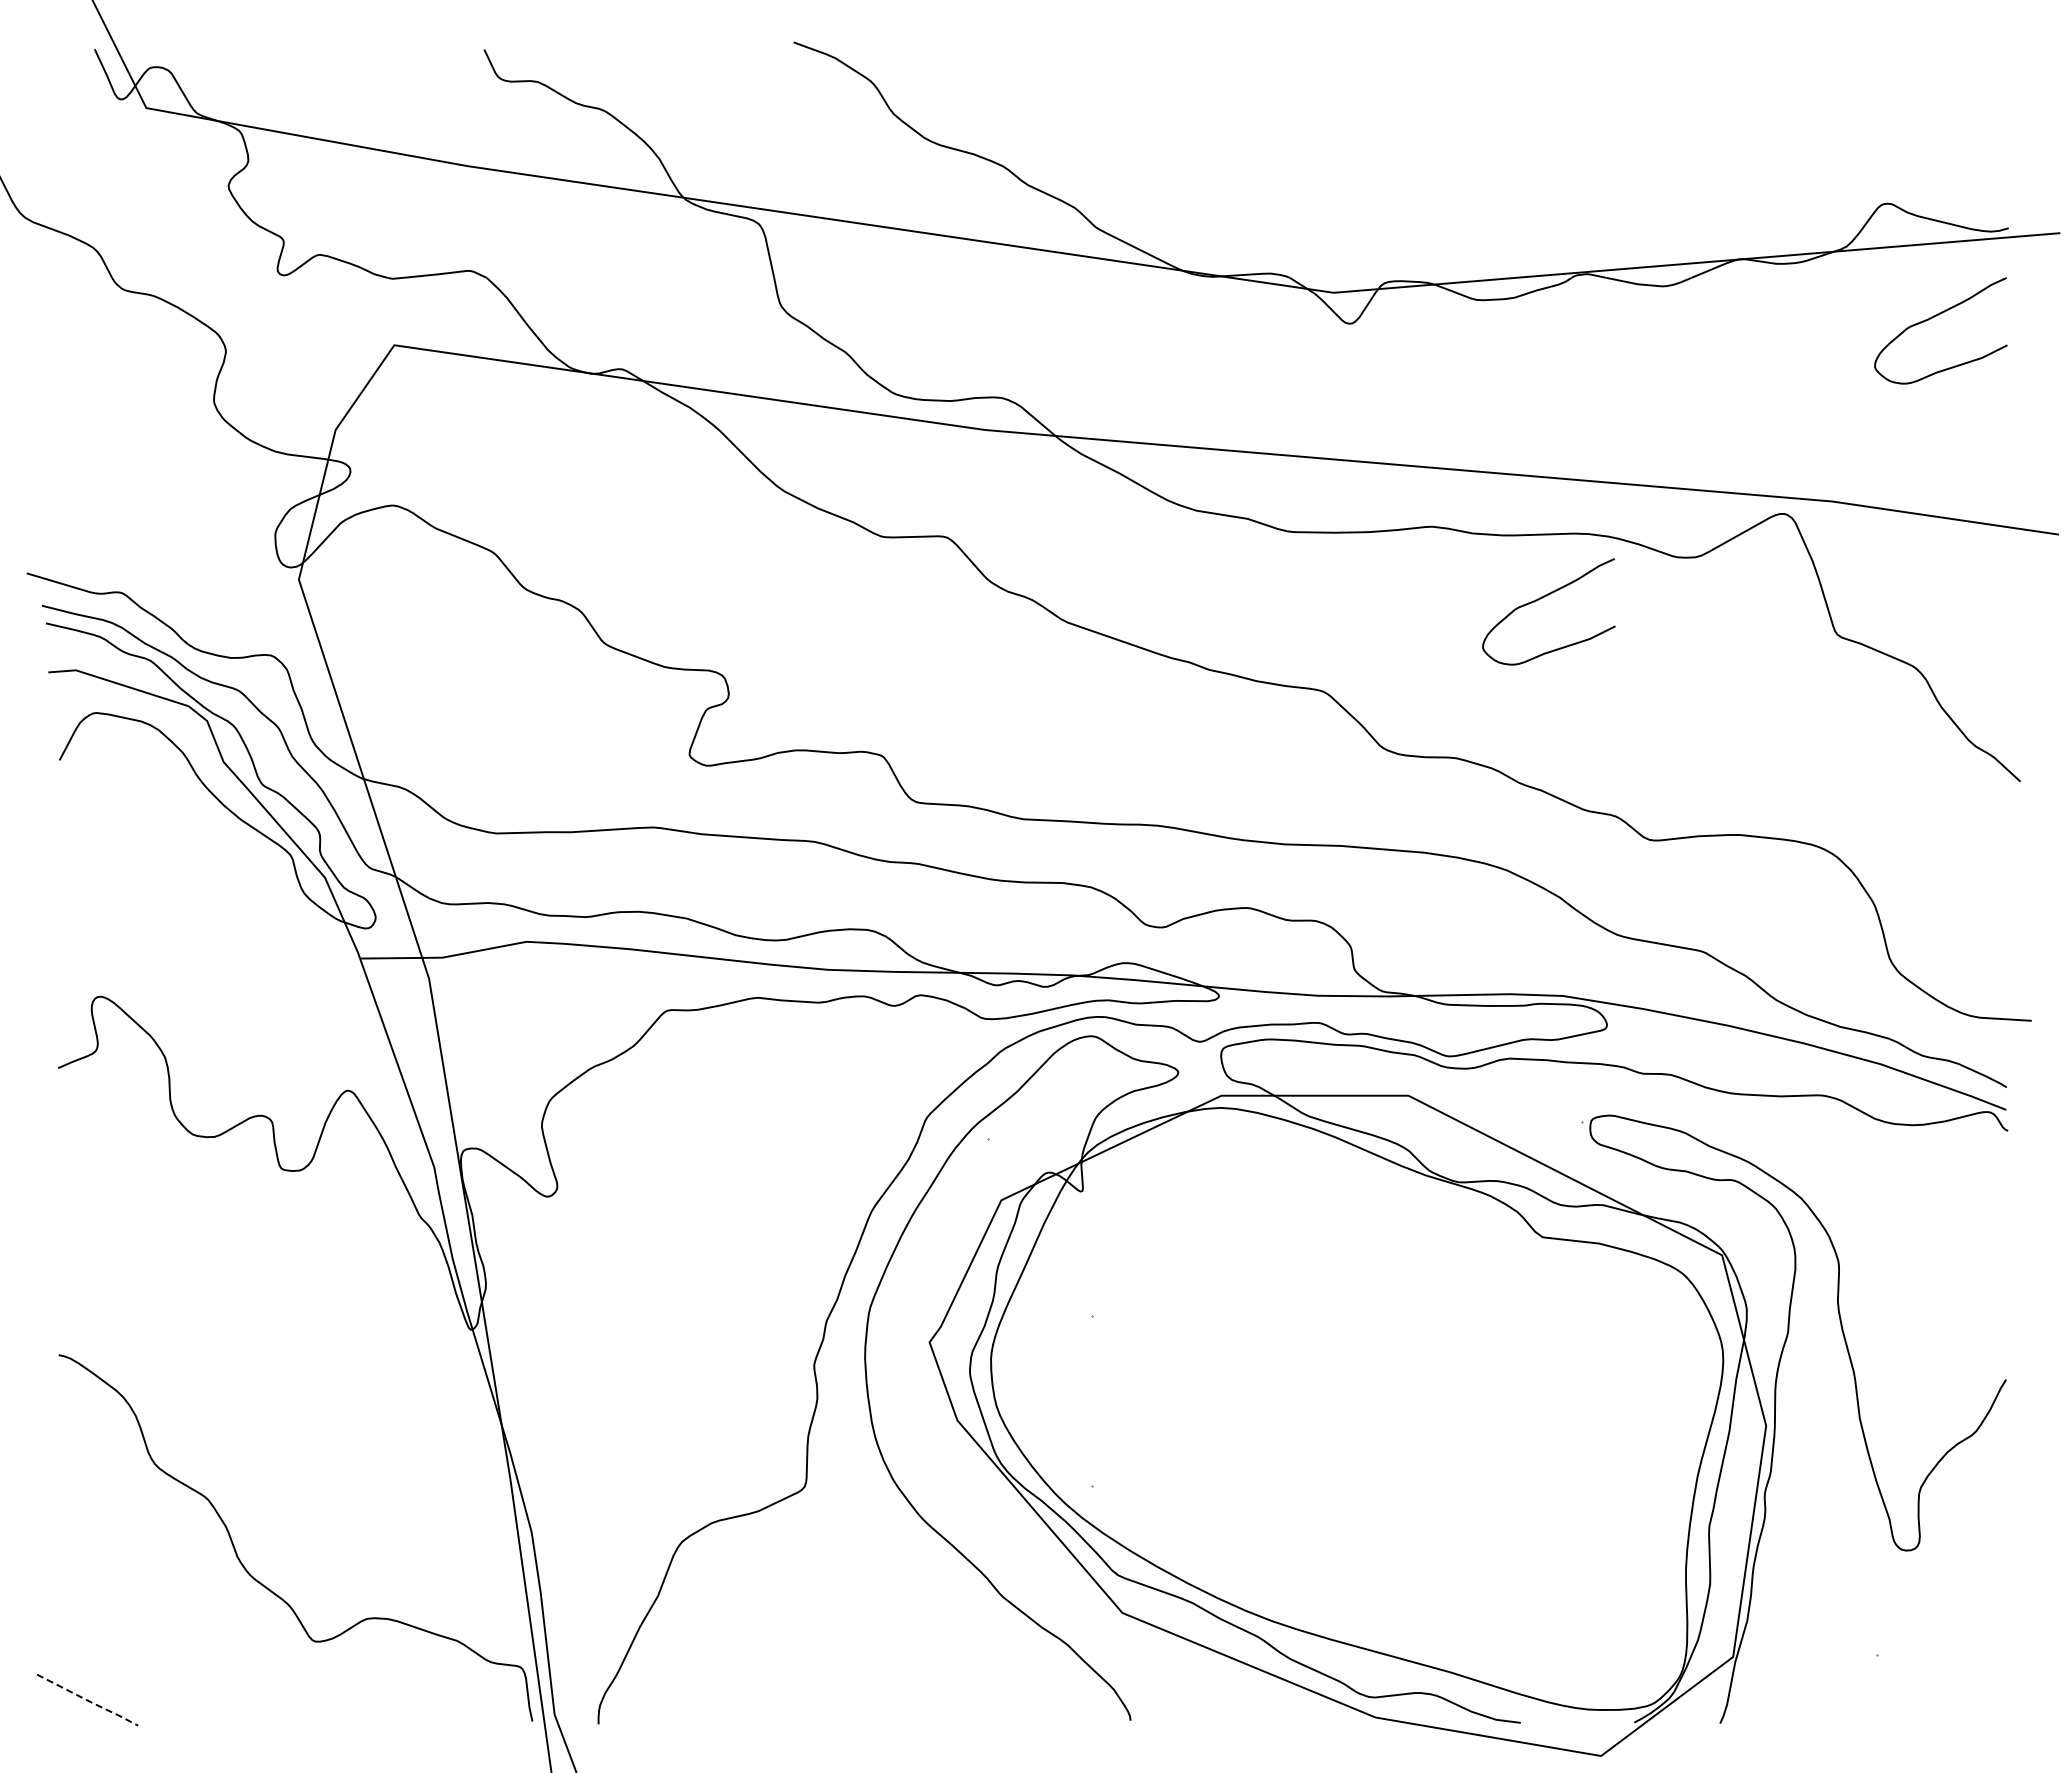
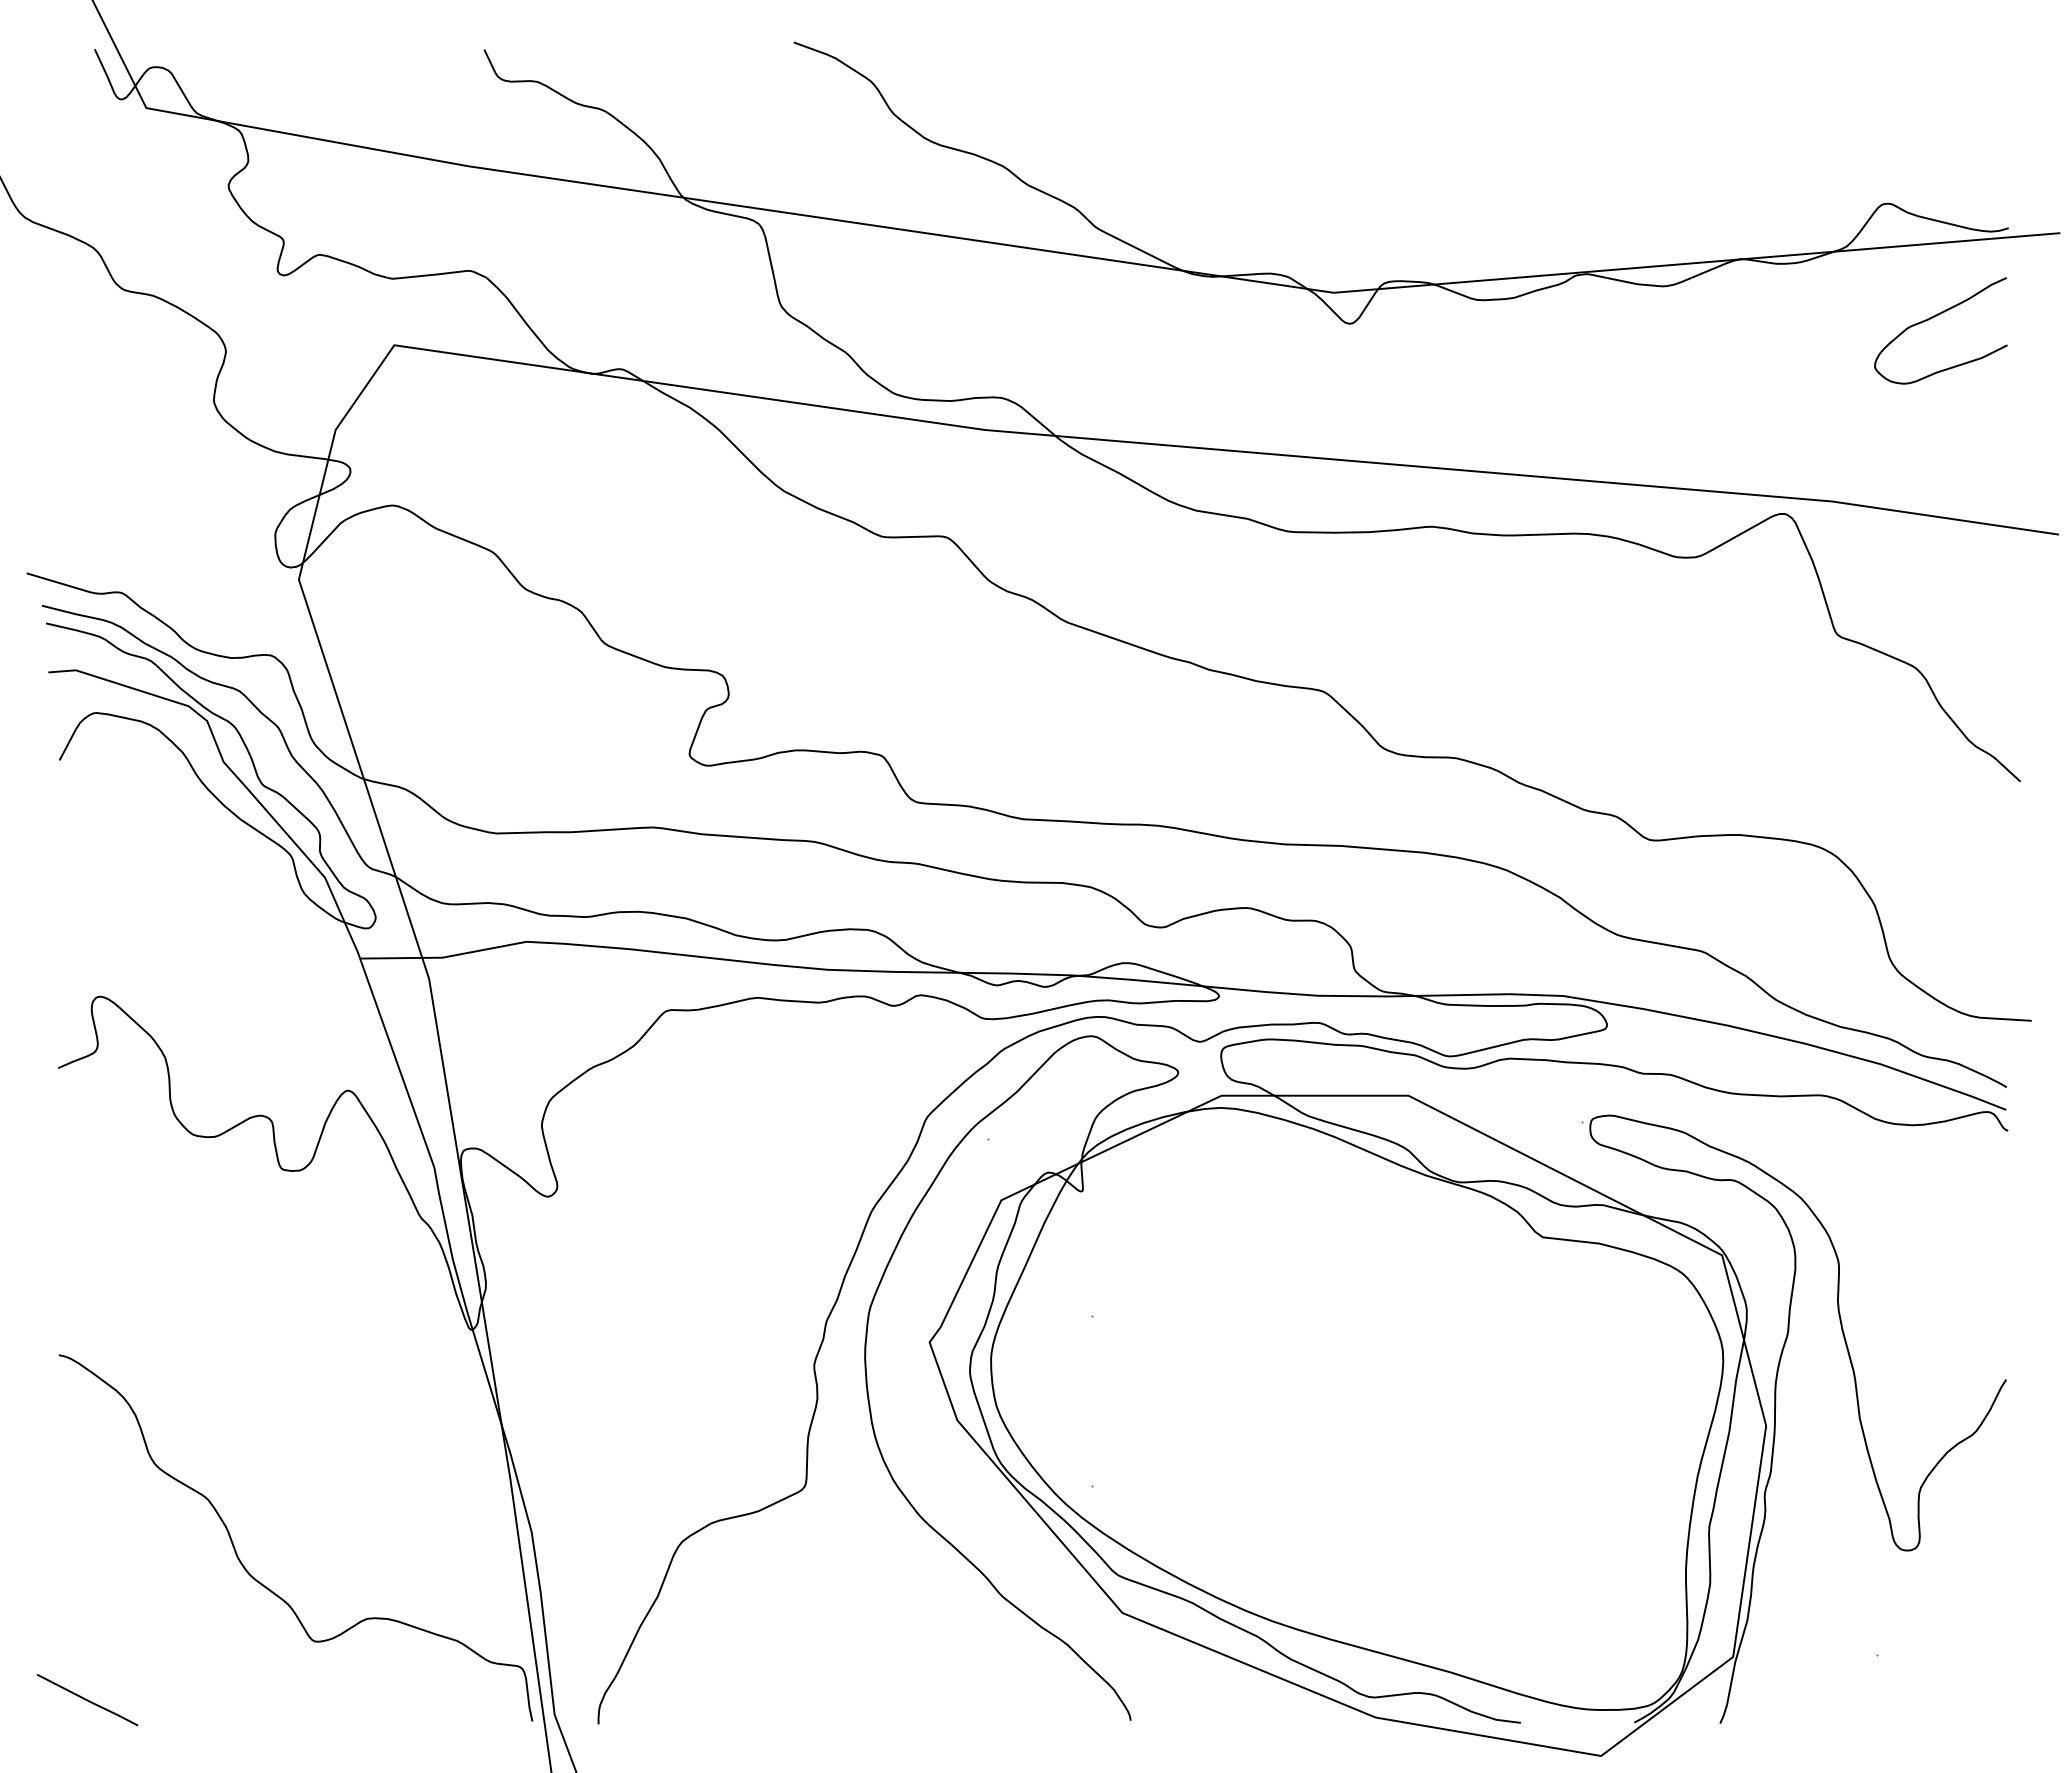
curve: present -> none (1542, 598)
line: dashed -> solid (88, 1700)
